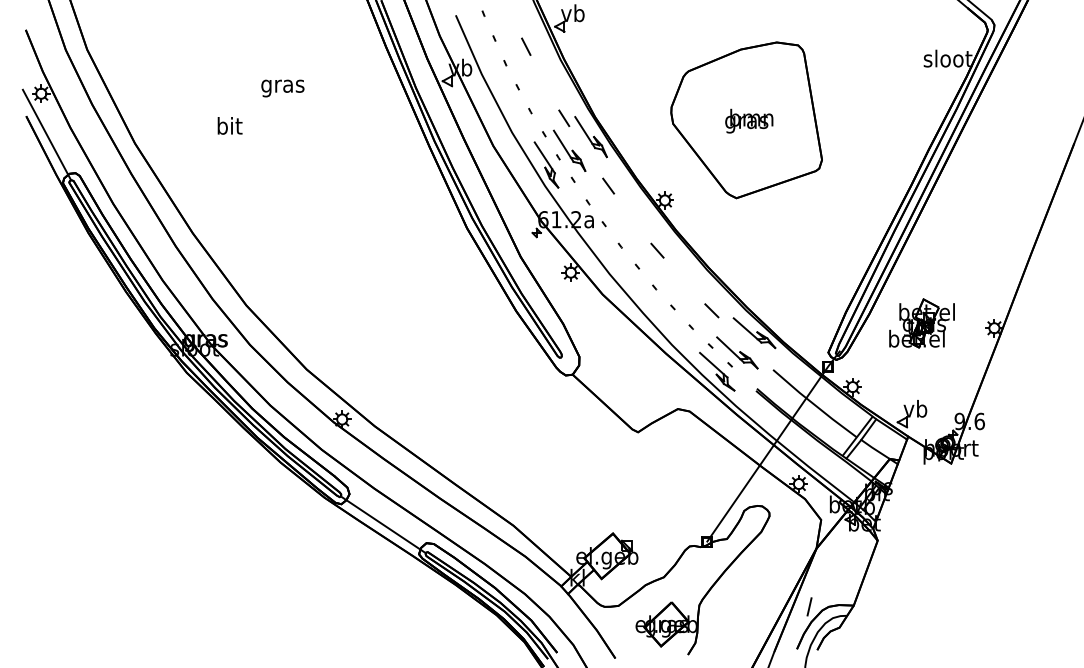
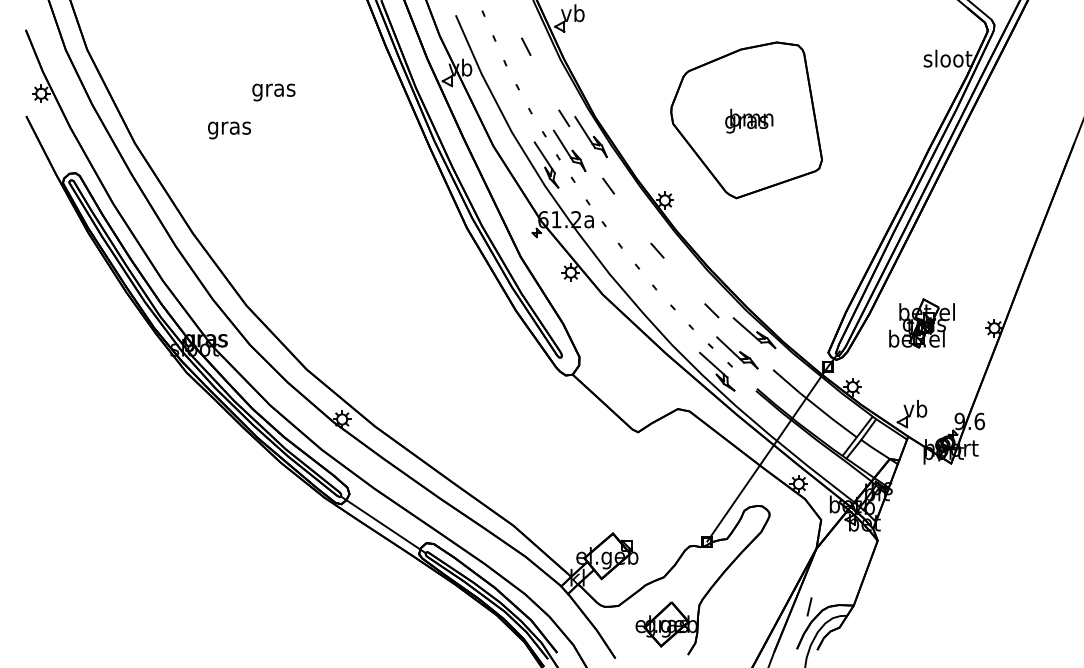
text position: (282, 88) -> (273, 92) (273, 92)
text: bit -> gras (229, 128)
line: present -> none (46, 134)
